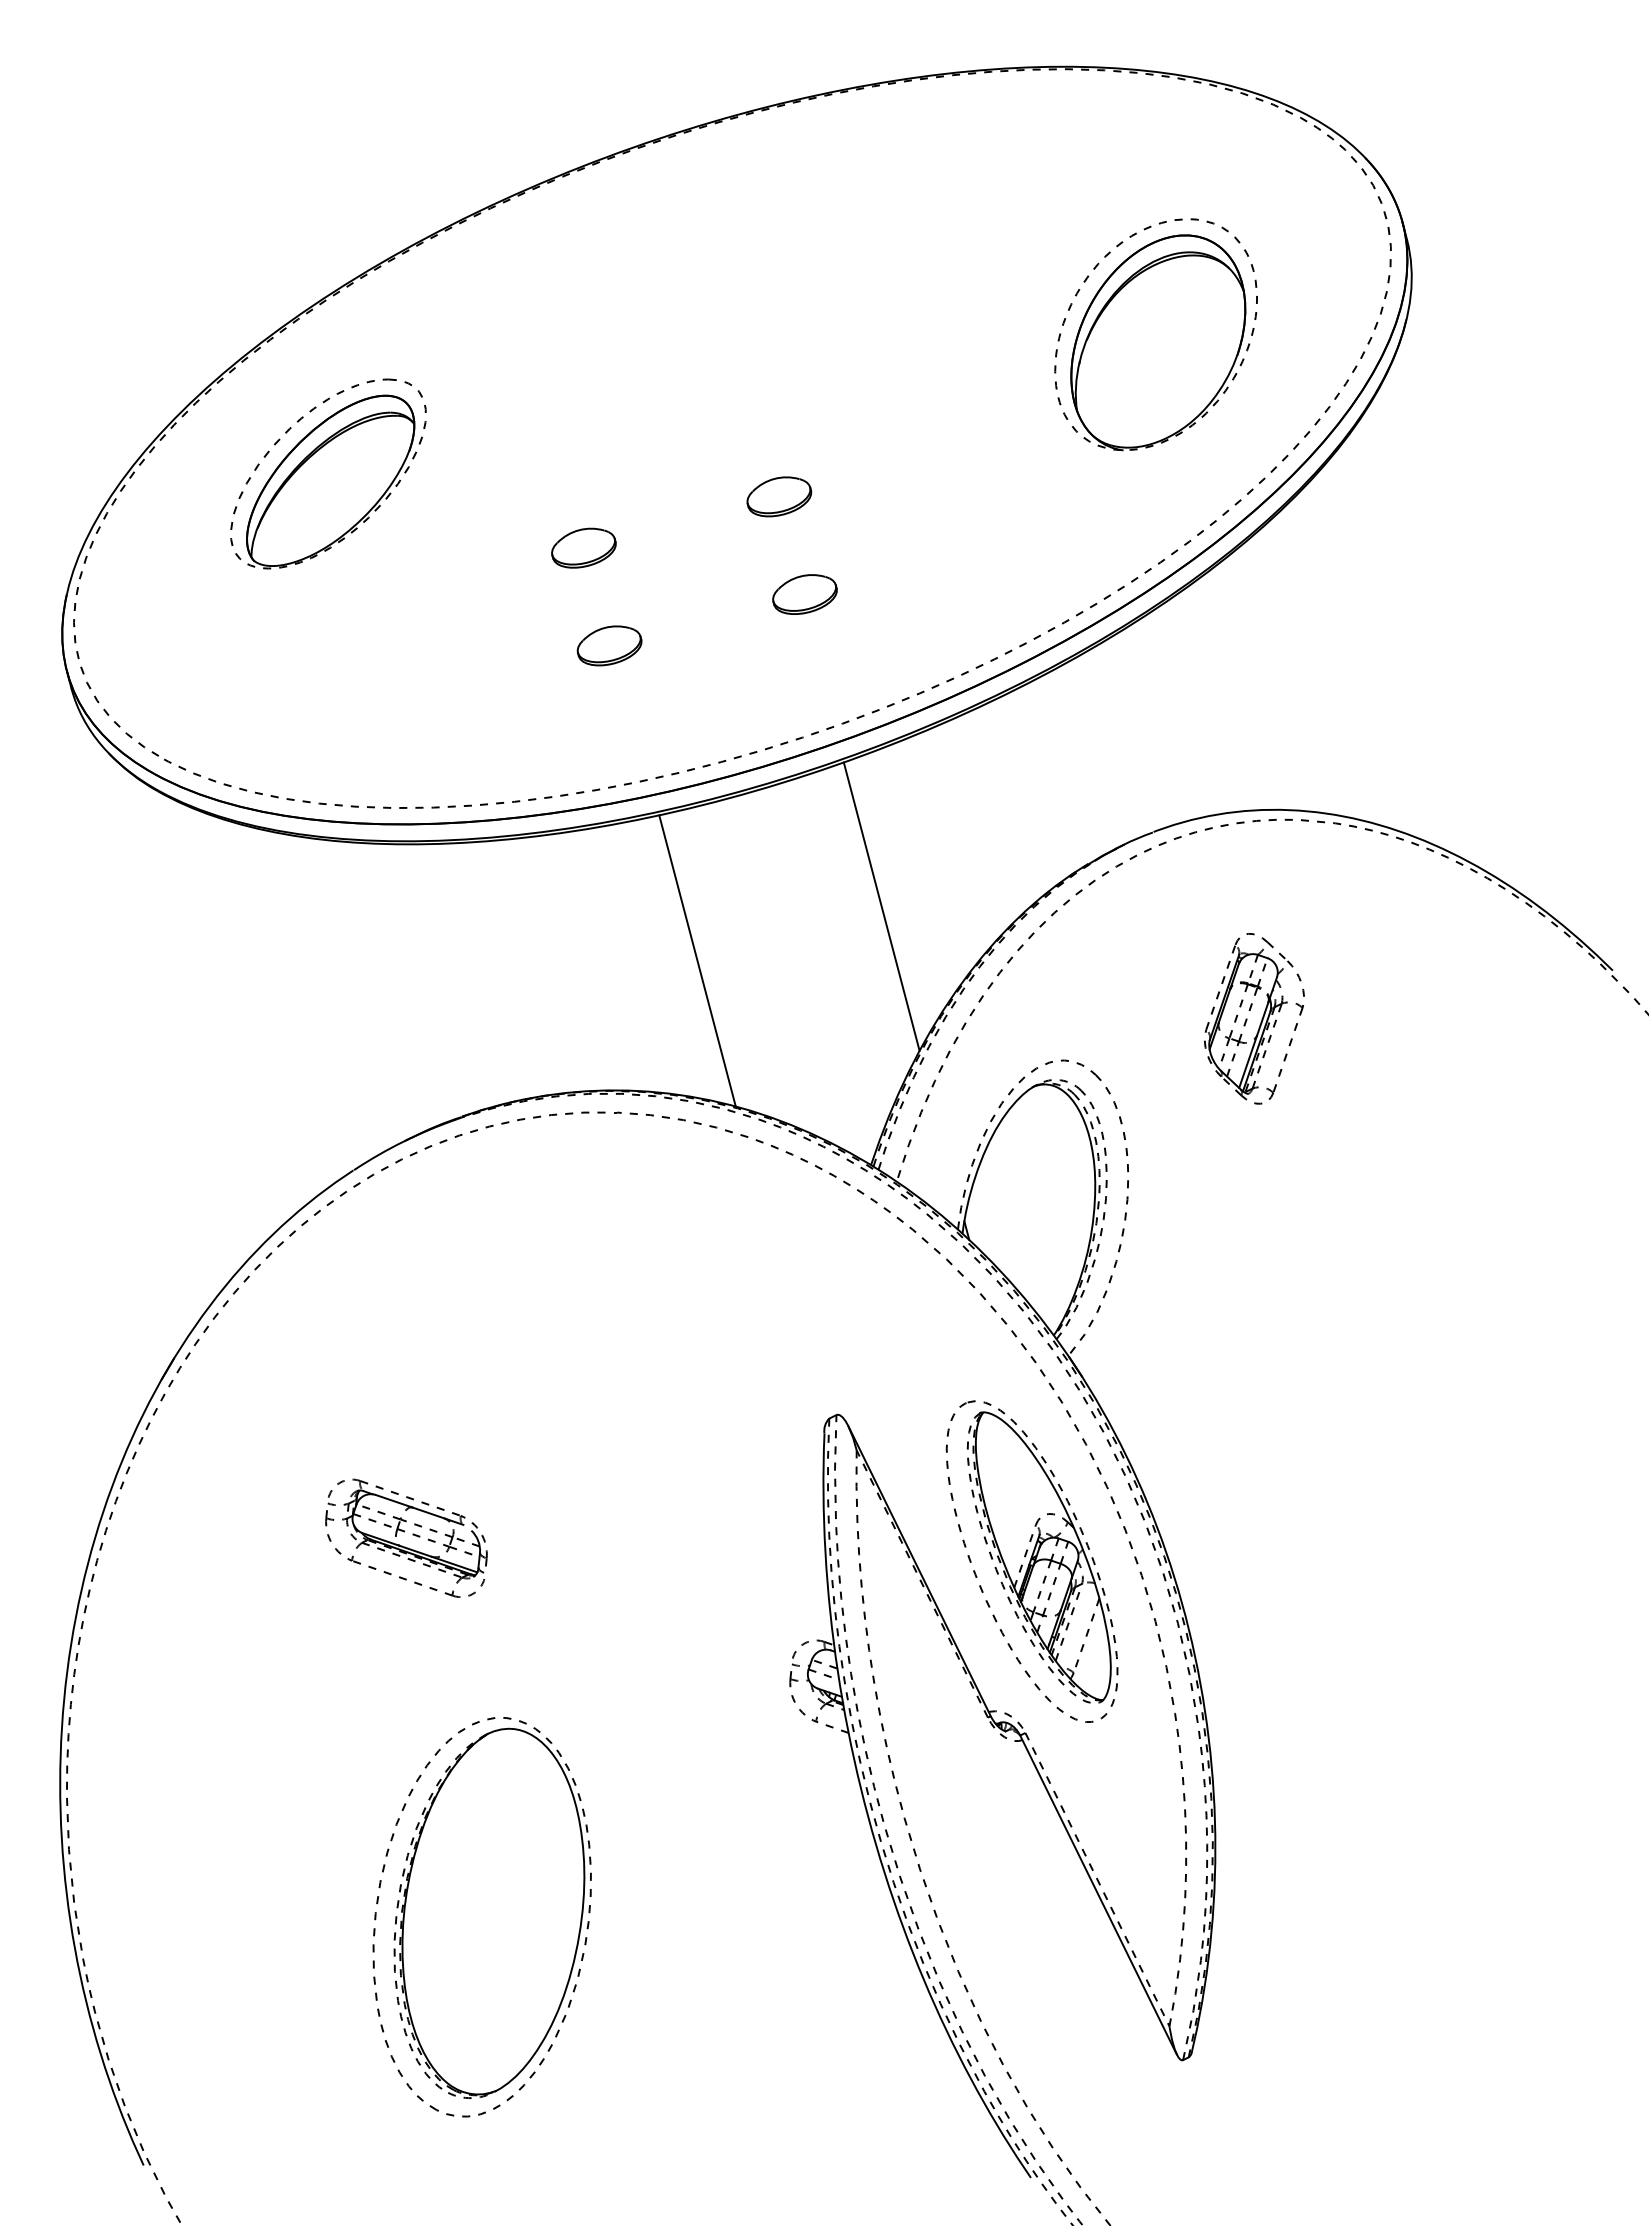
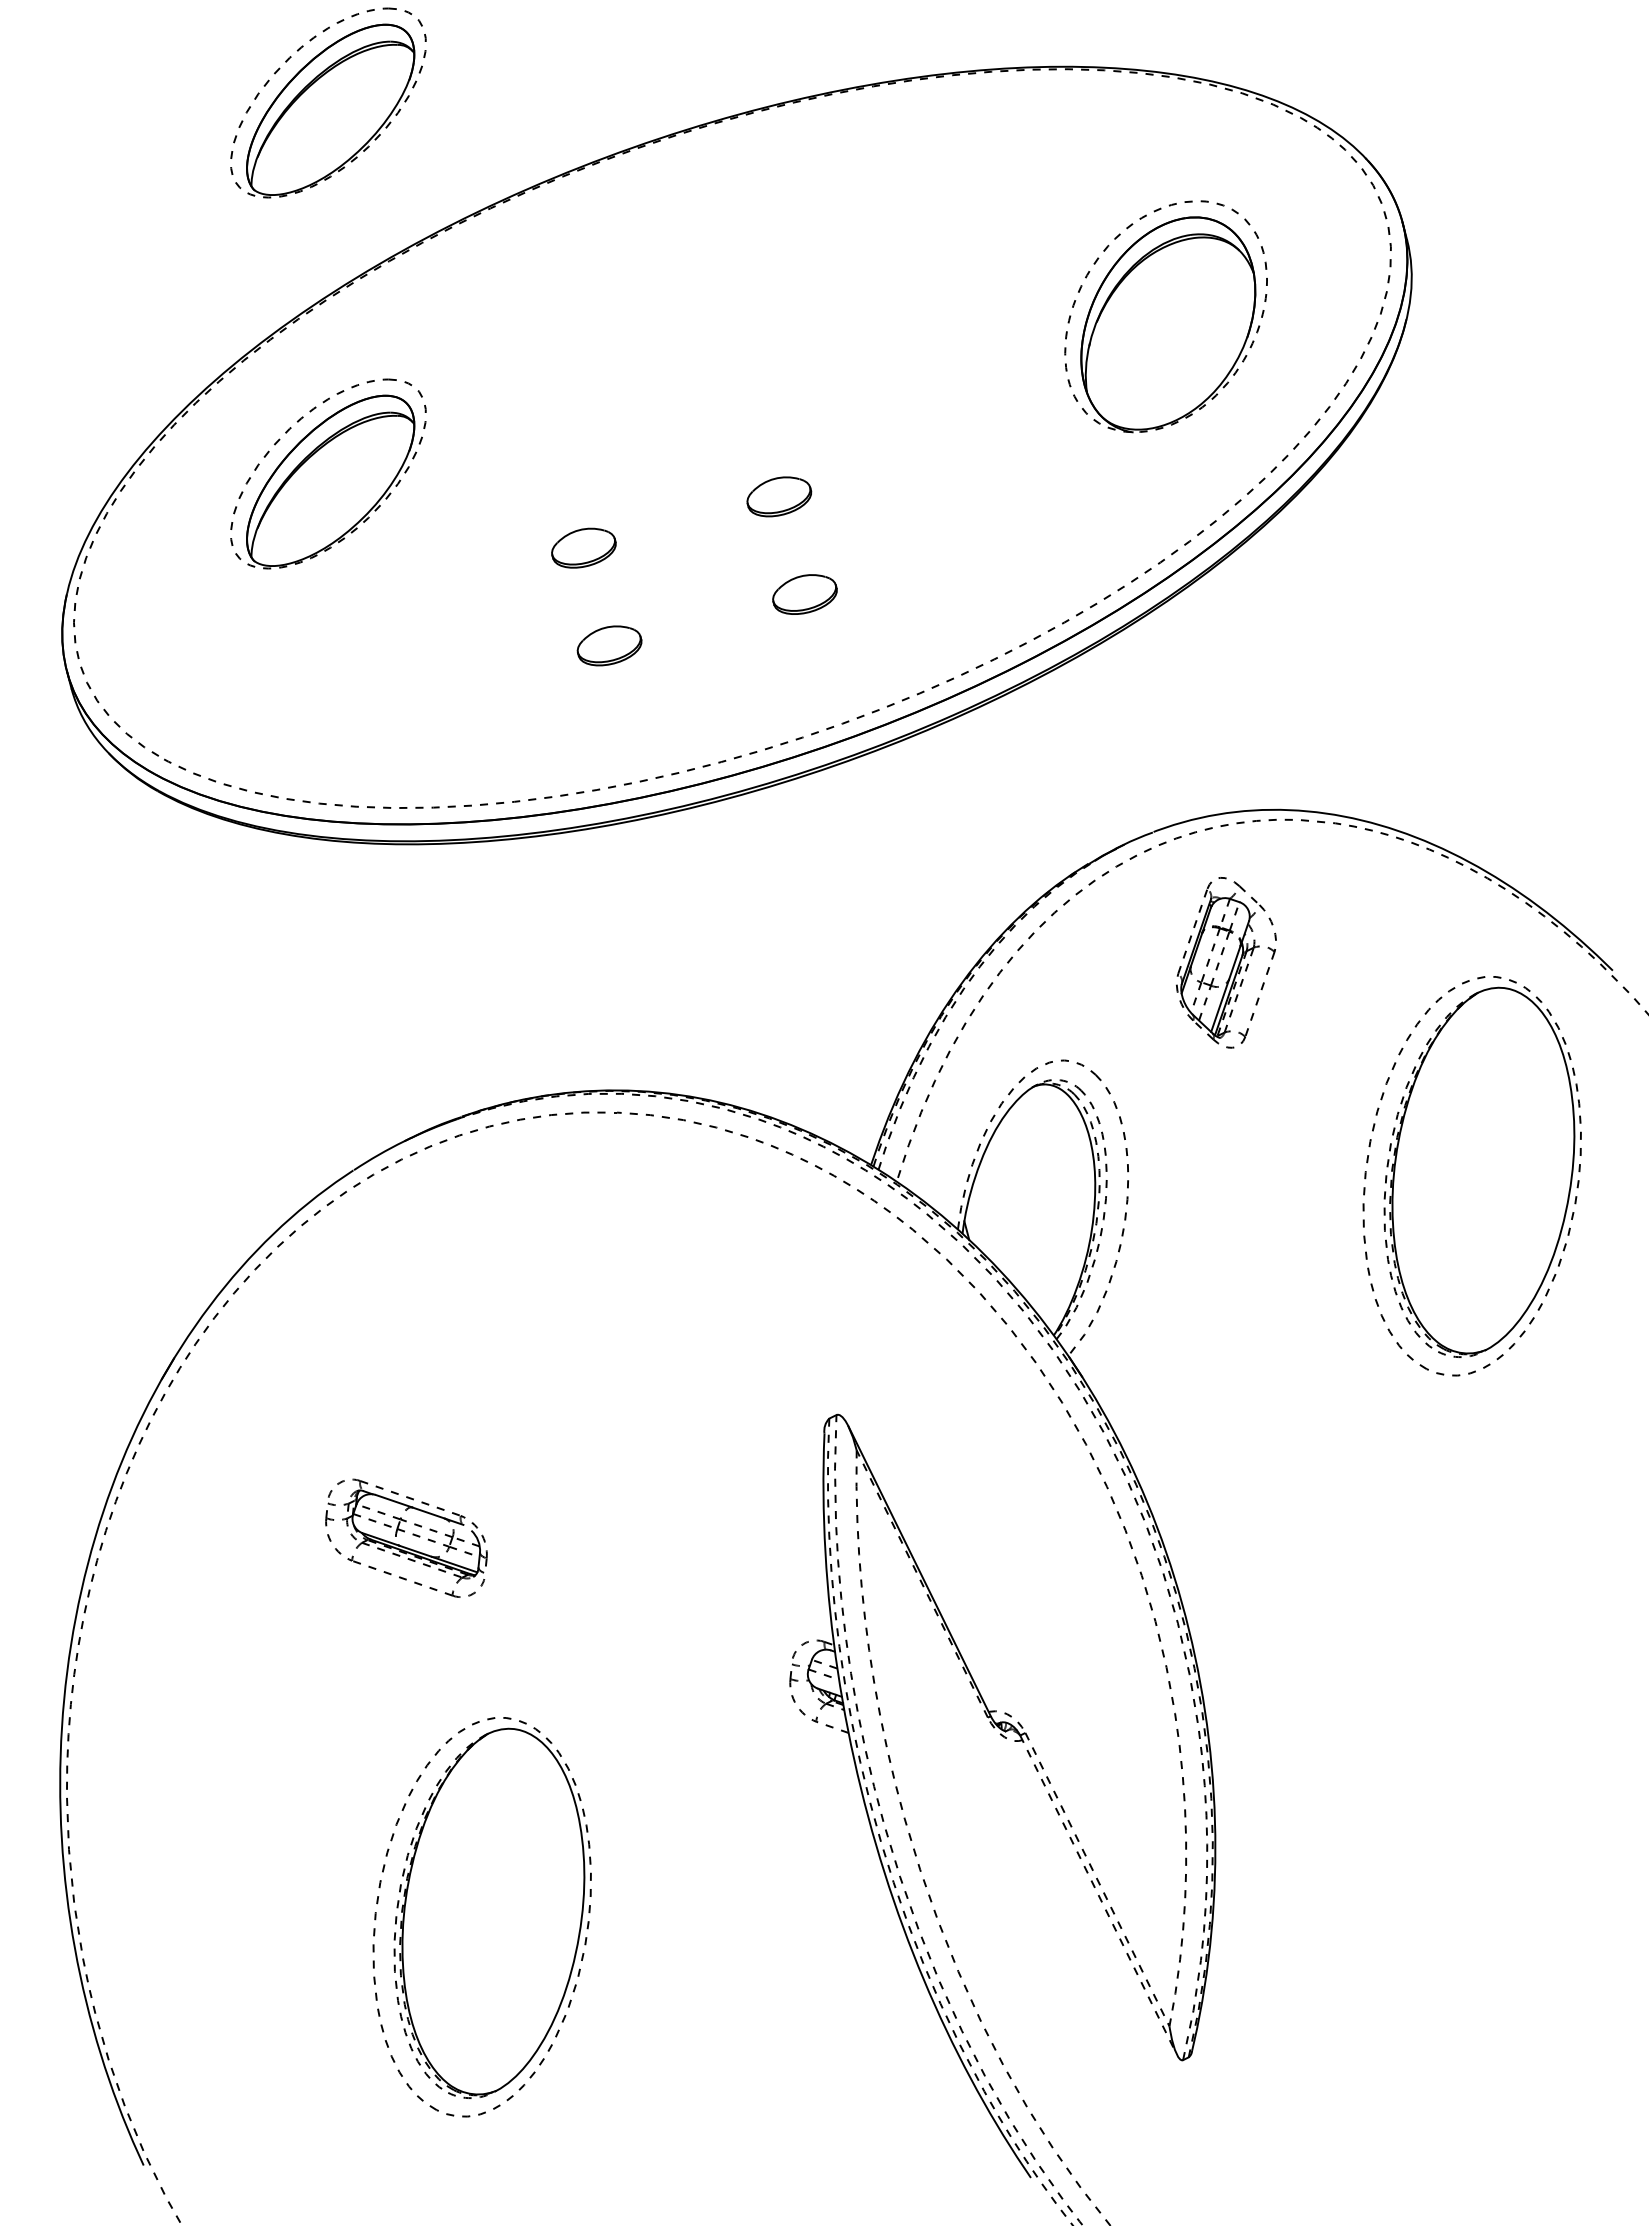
part: none -> present (328, 102)
part position: (1155, 334) -> (1165, 316) (1165, 316)
line: present -> none (881, 906)
line: present -> none (697, 960)
part position: (1254, 1018) -> (1226, 962) (1226, 962)
part: none -> present (1471, 1176)
part: present -> none (1031, 1561)
line: solid -> dashed (1098, 1894)
